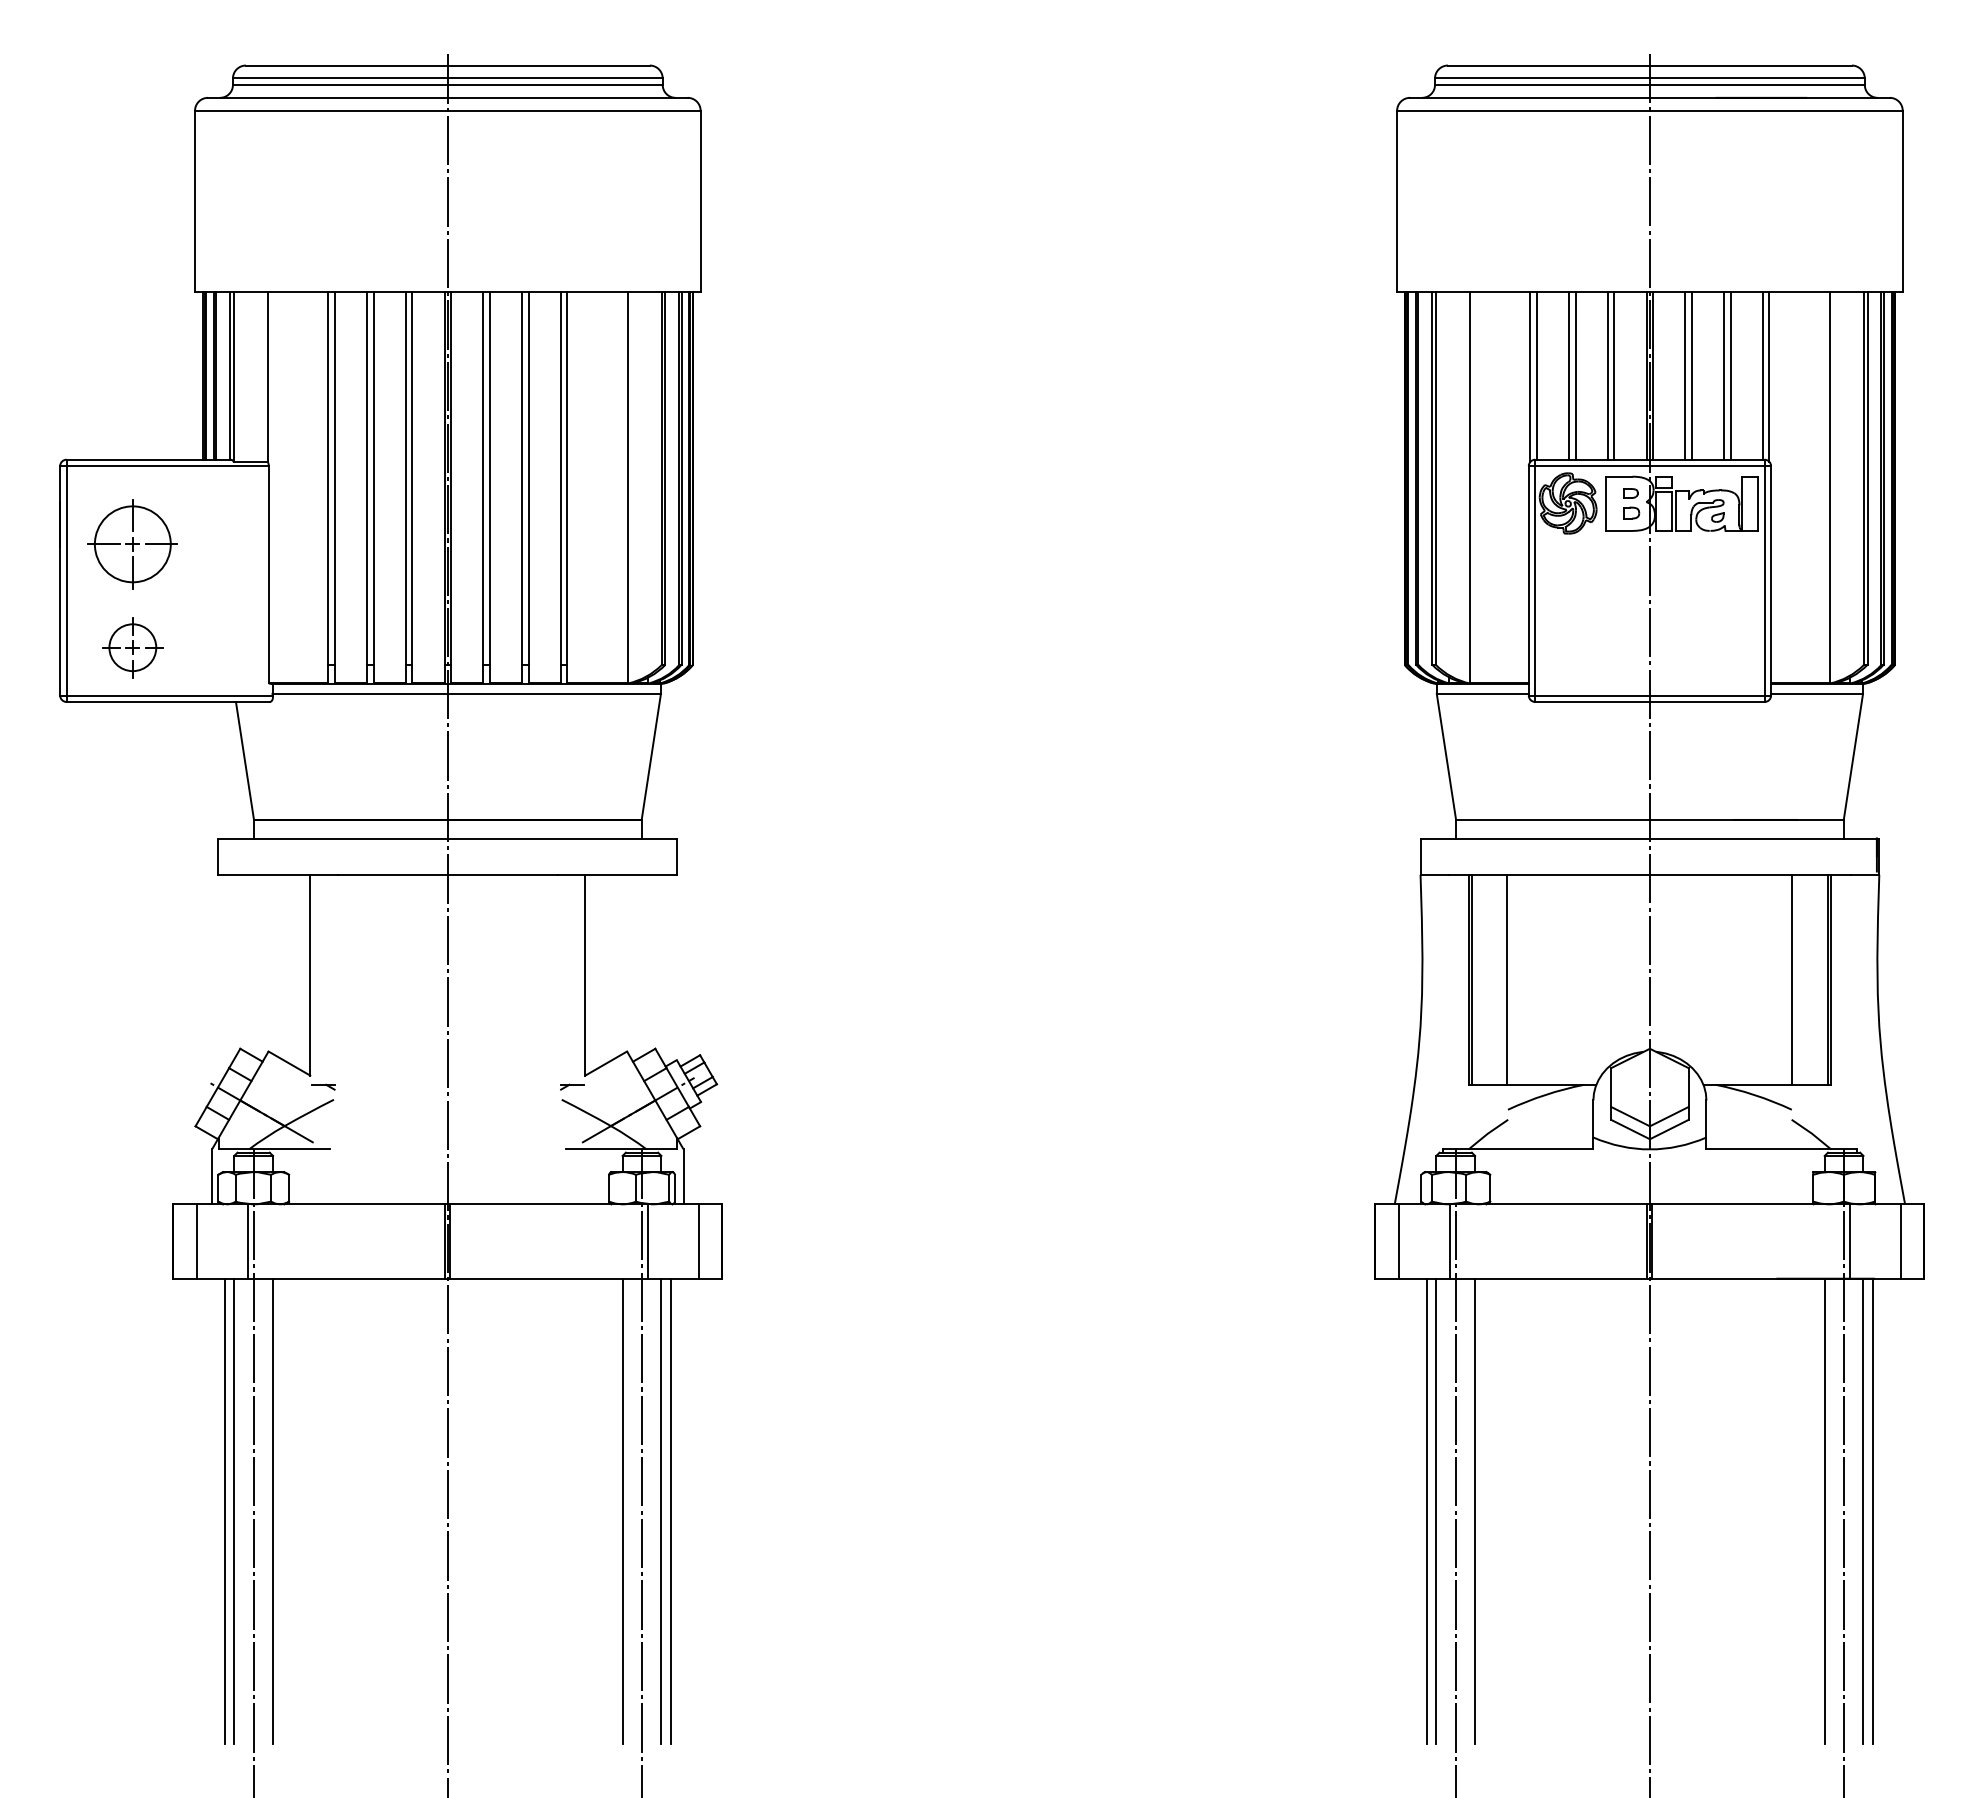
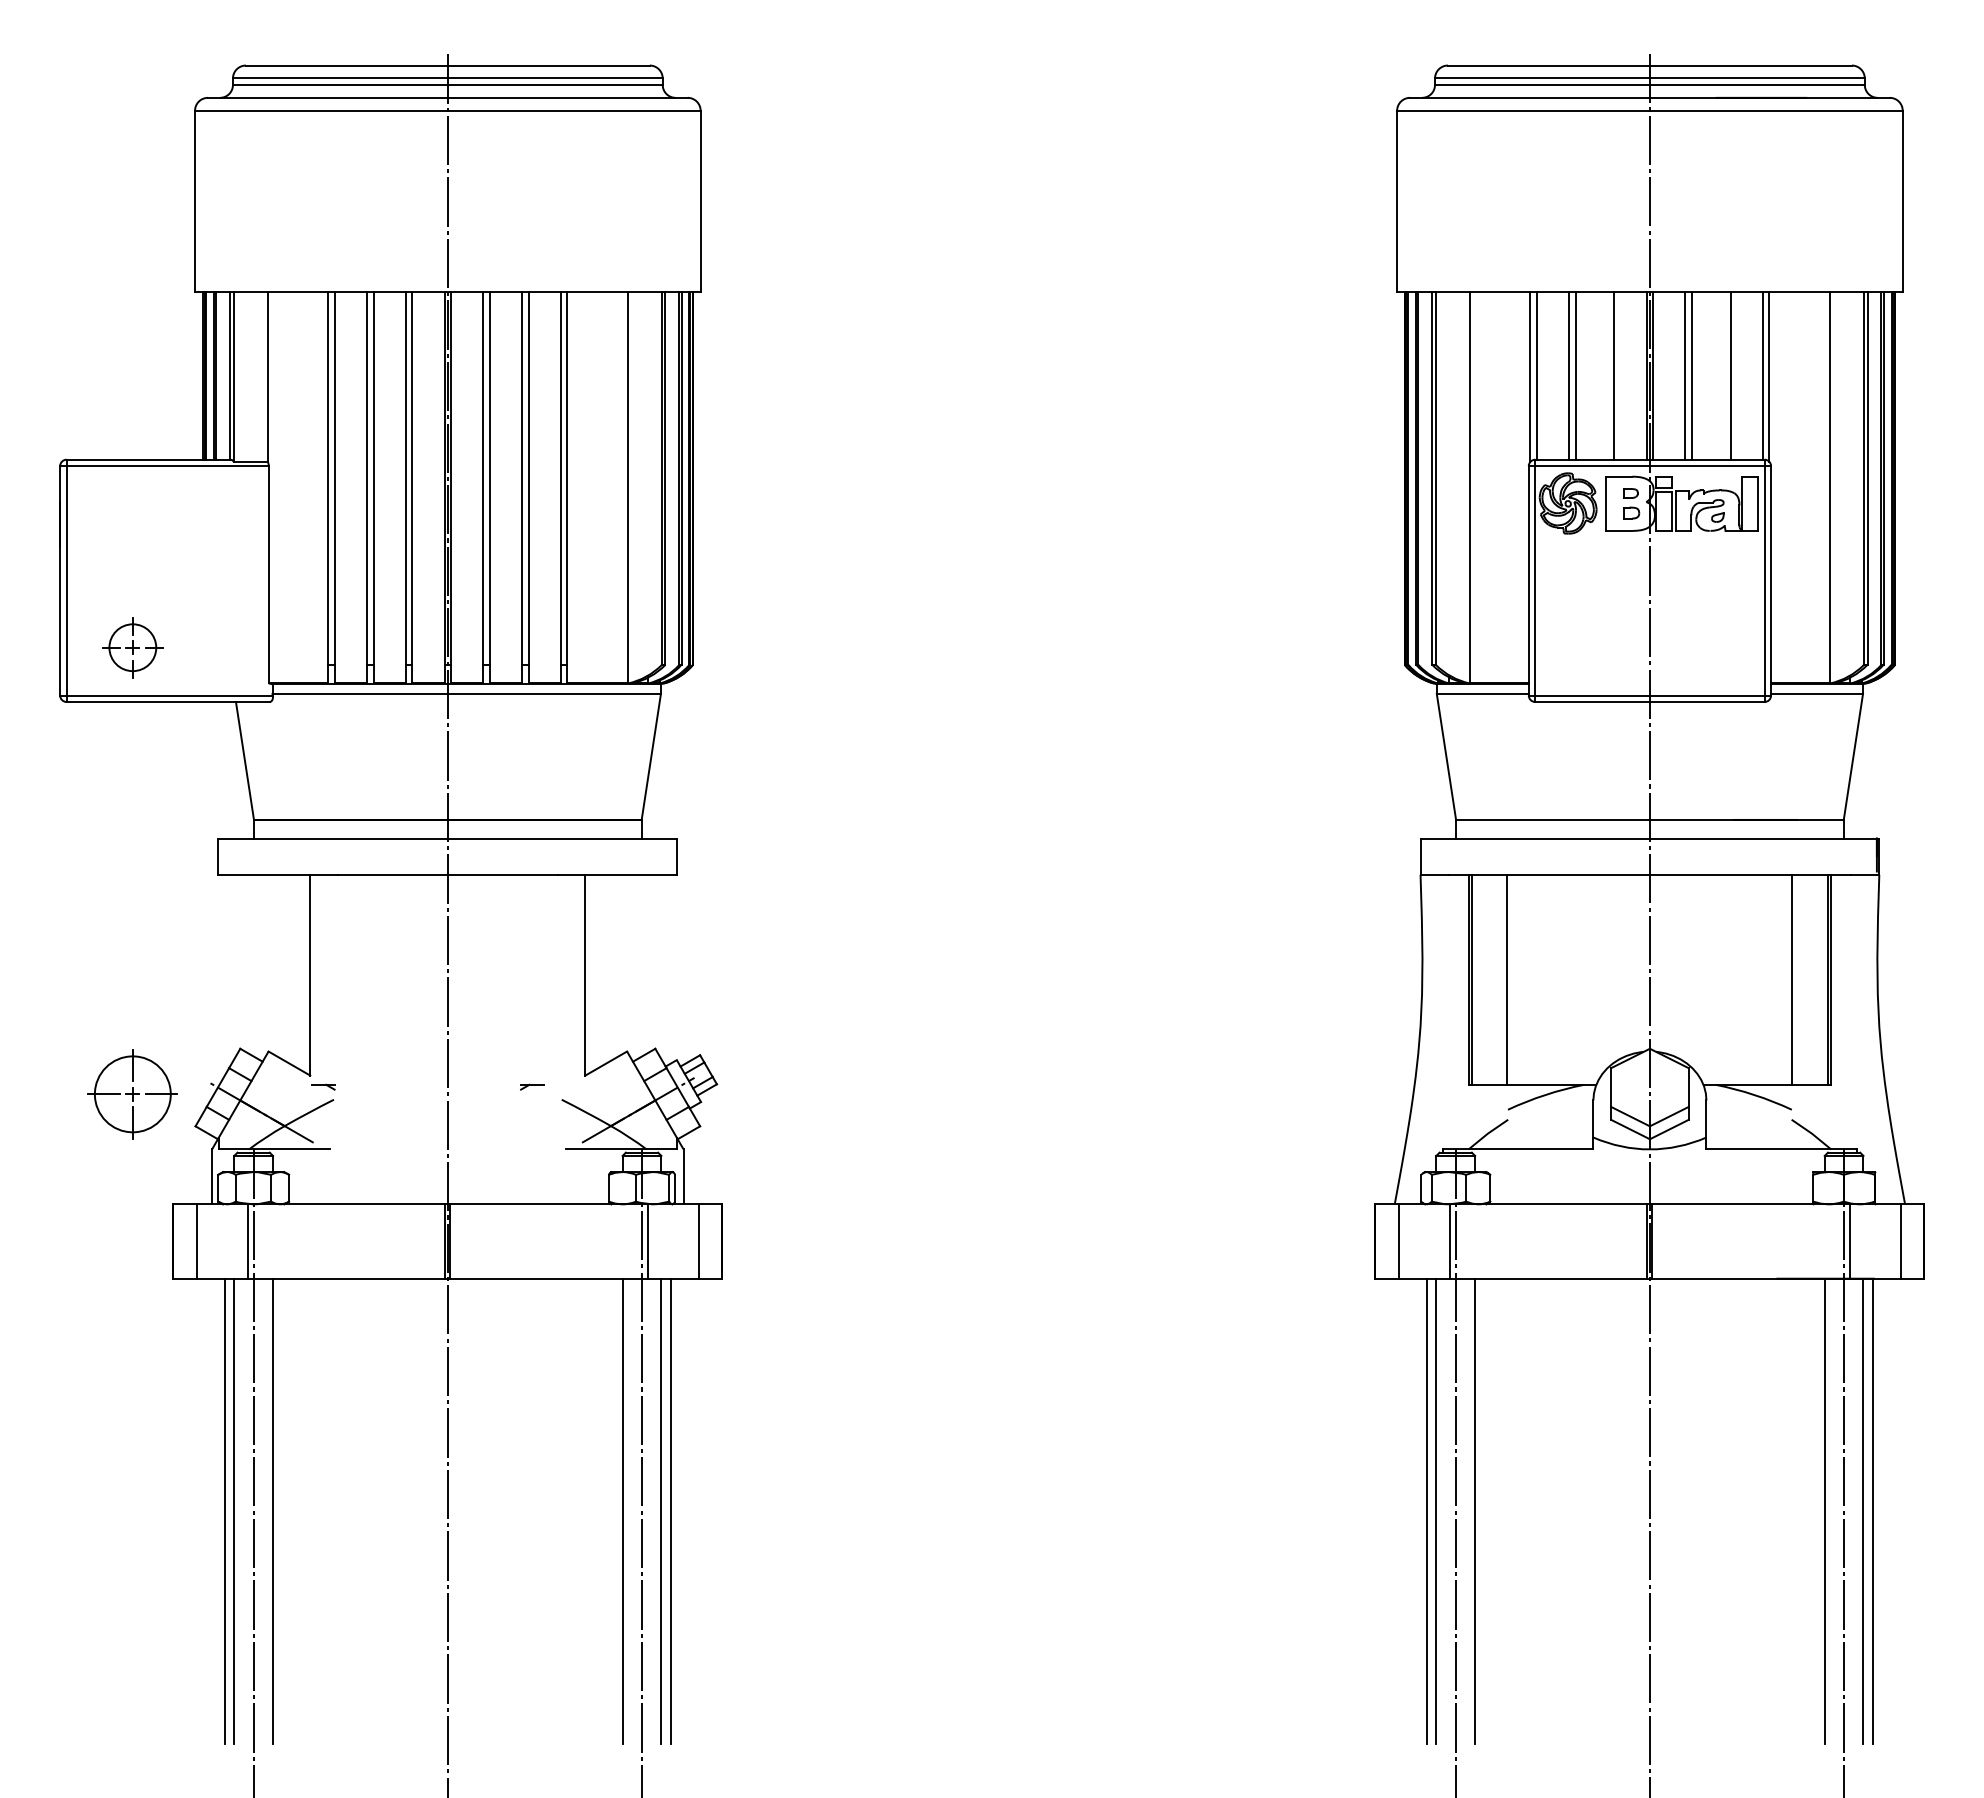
line: present -> none (1607, 375)
line: present -> none (1724, 375)
part position: (132, 544) -> (132, 1094) (132, 1094)
part position: (572, 1086) -> (532, 1086) (532, 1086)
